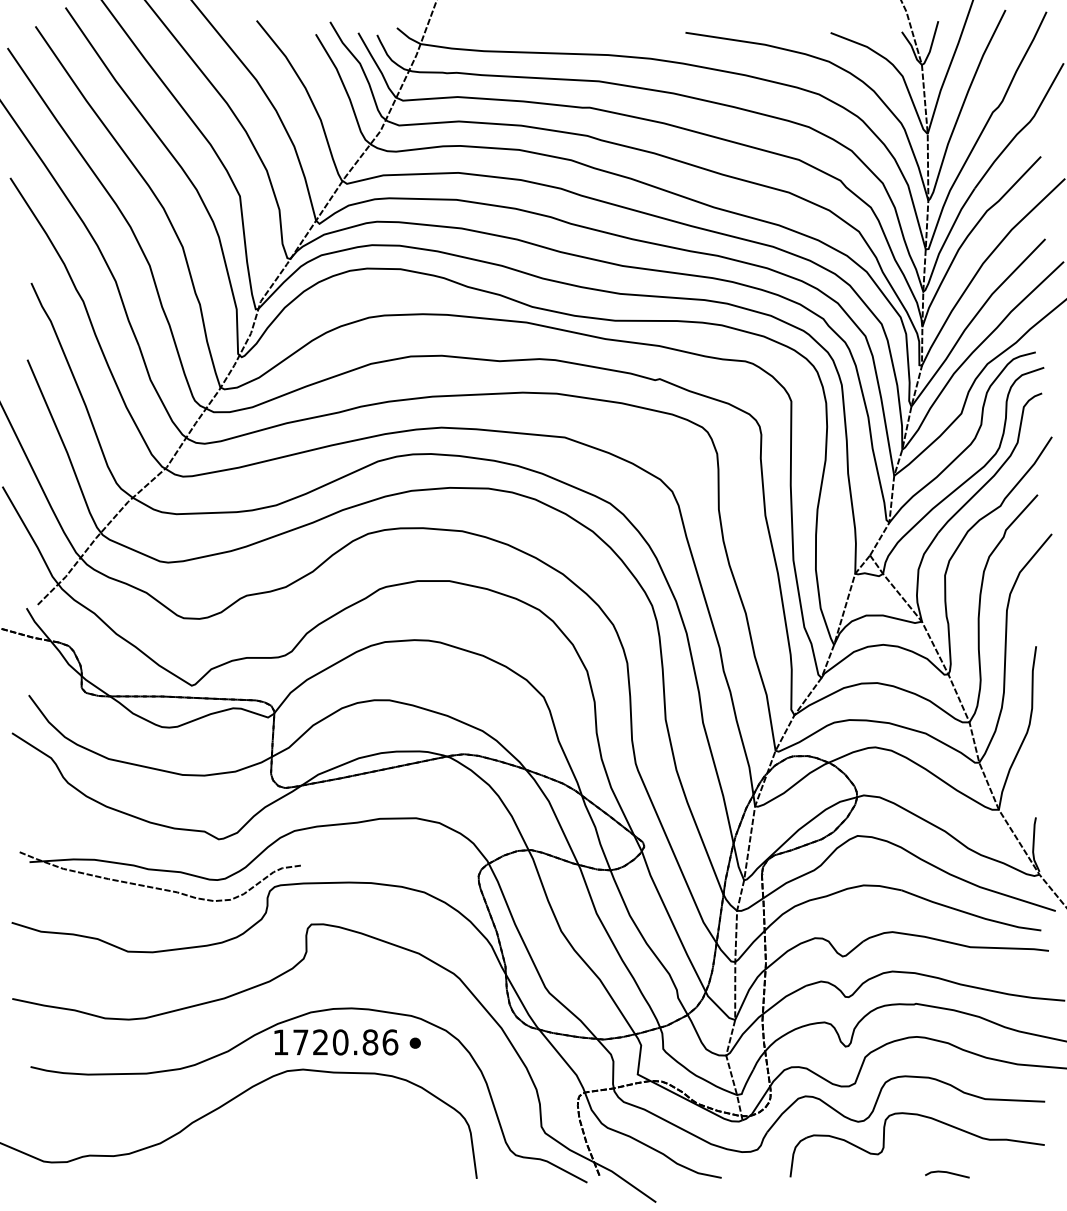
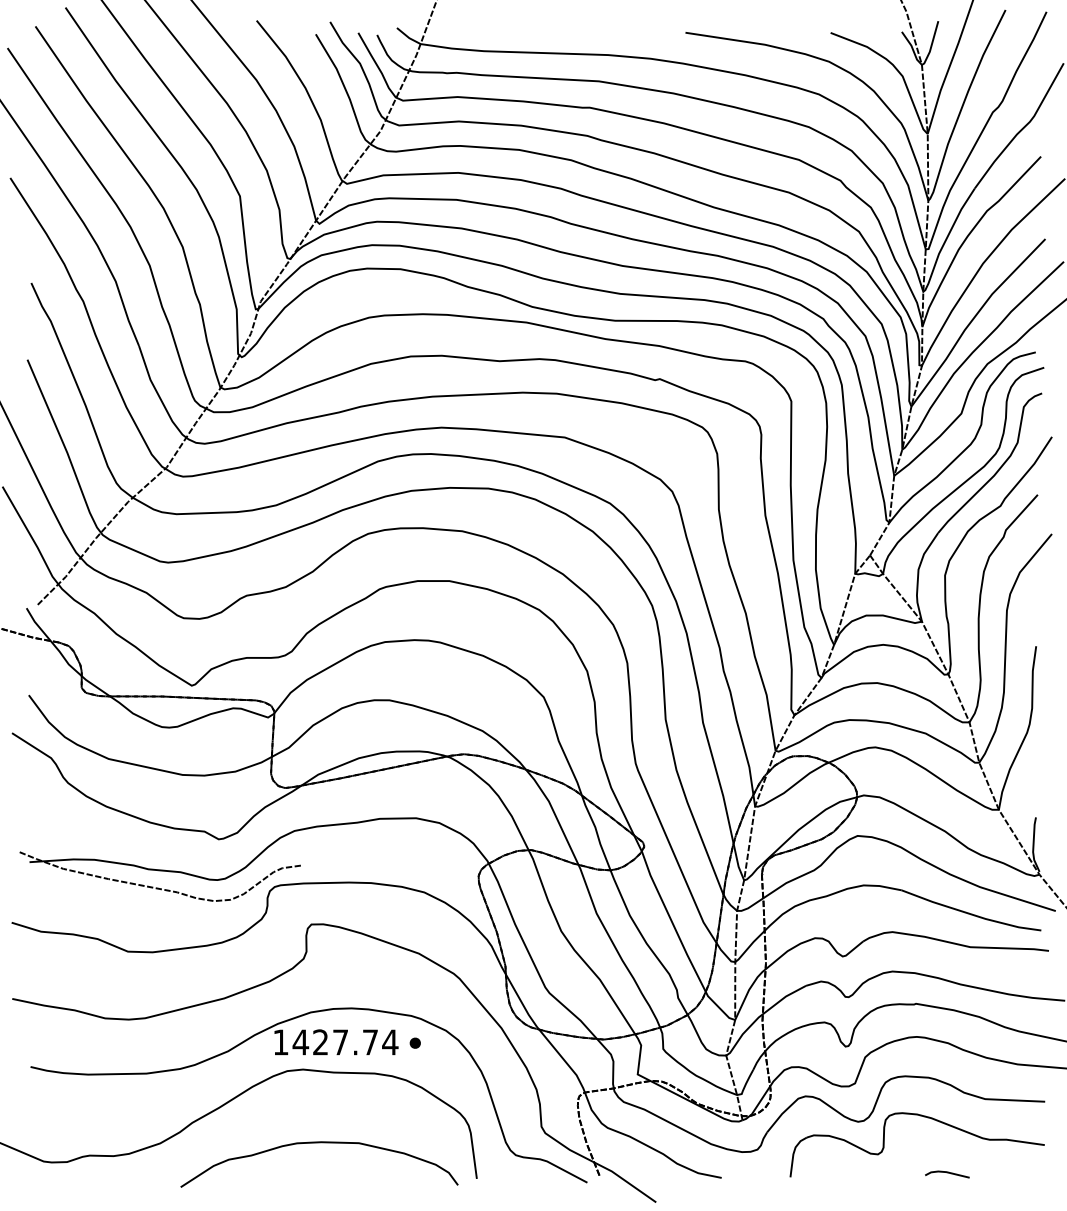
text: 1720.86 -> 1427.74 (345, 1042)
curve: none -> present (319, 1143)
